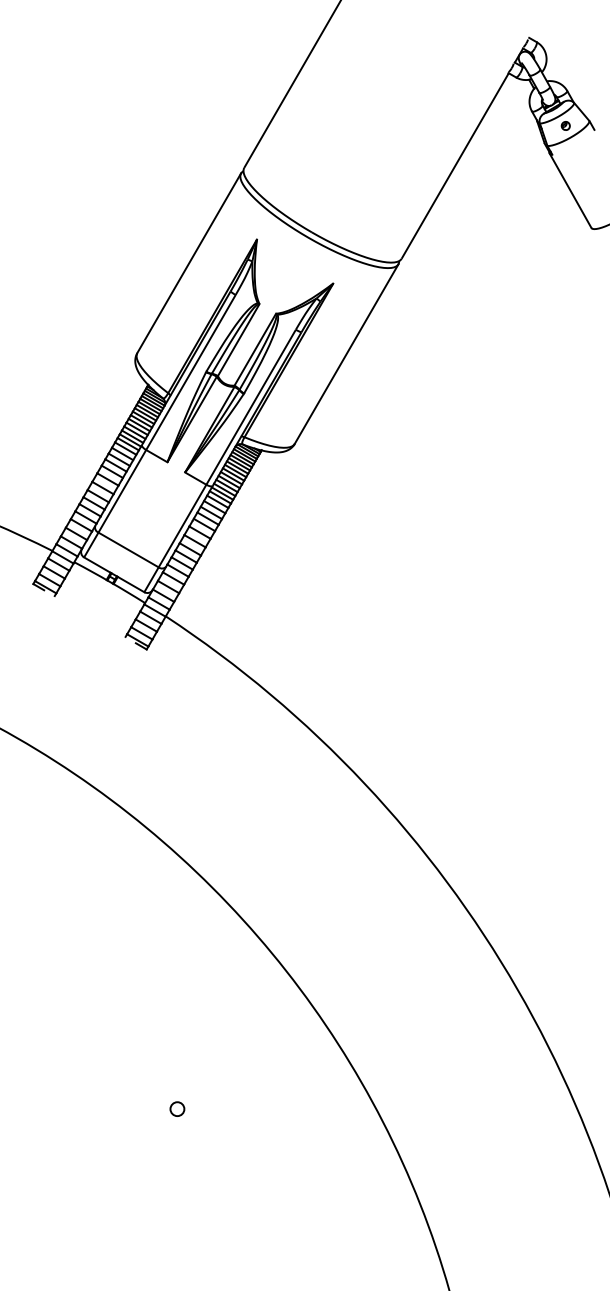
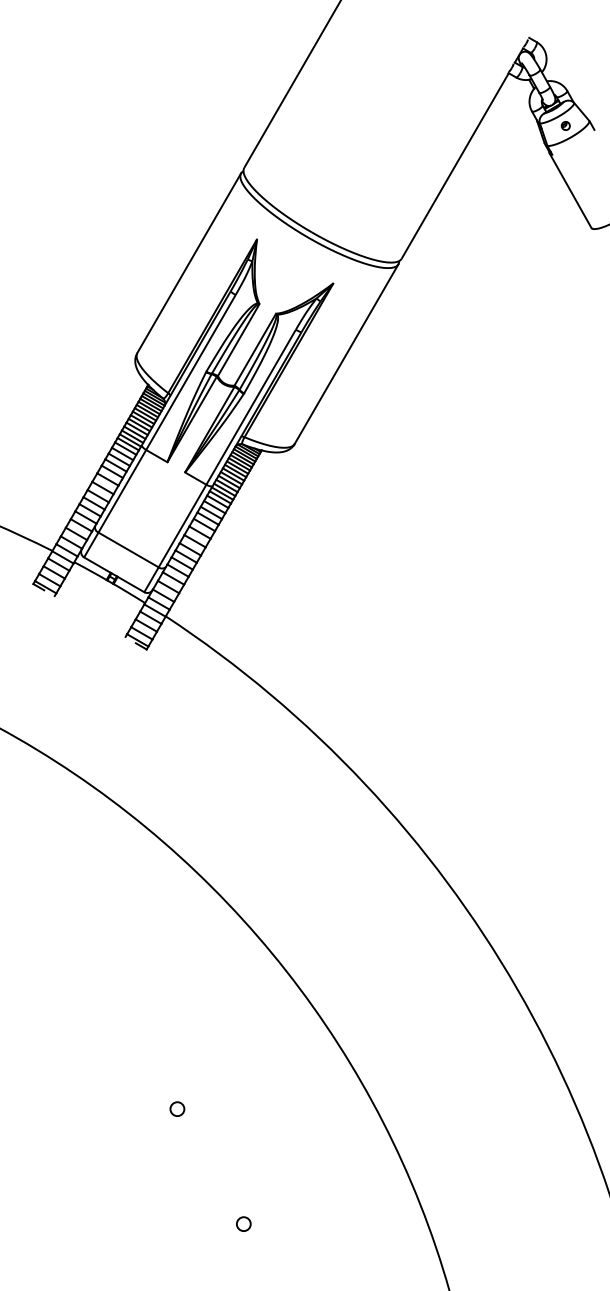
circle: none -> present (243, 1223)
